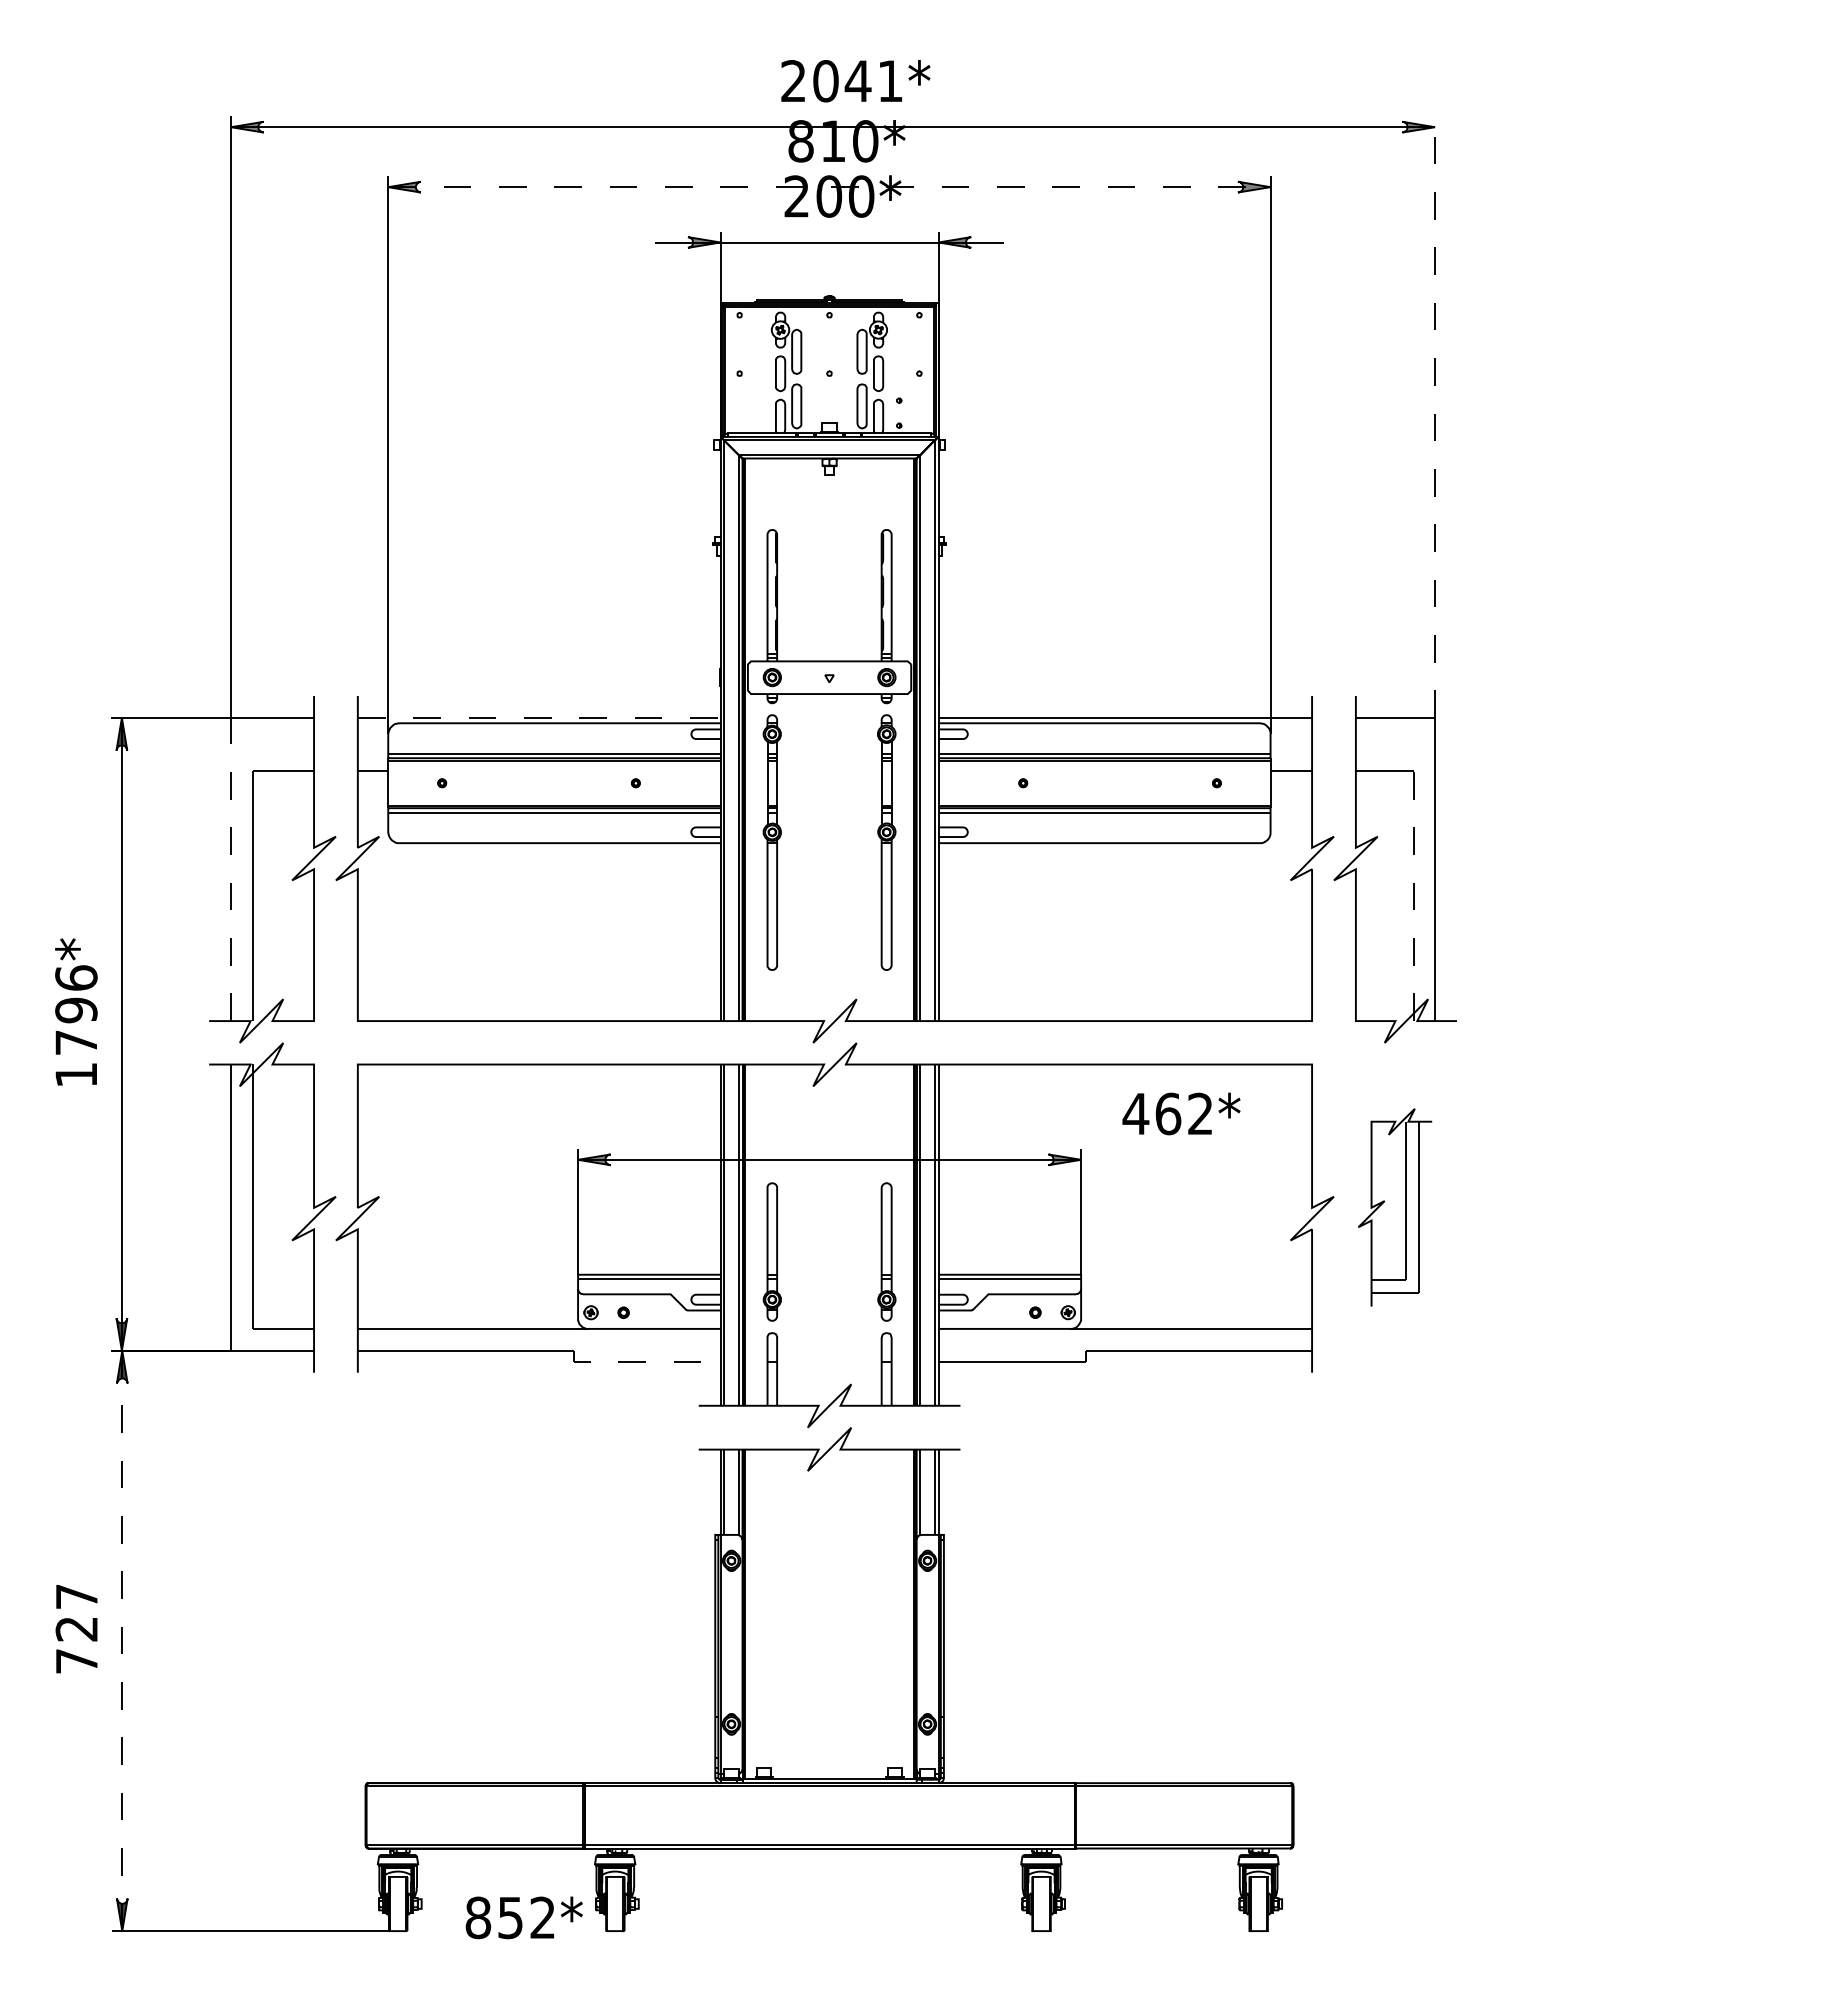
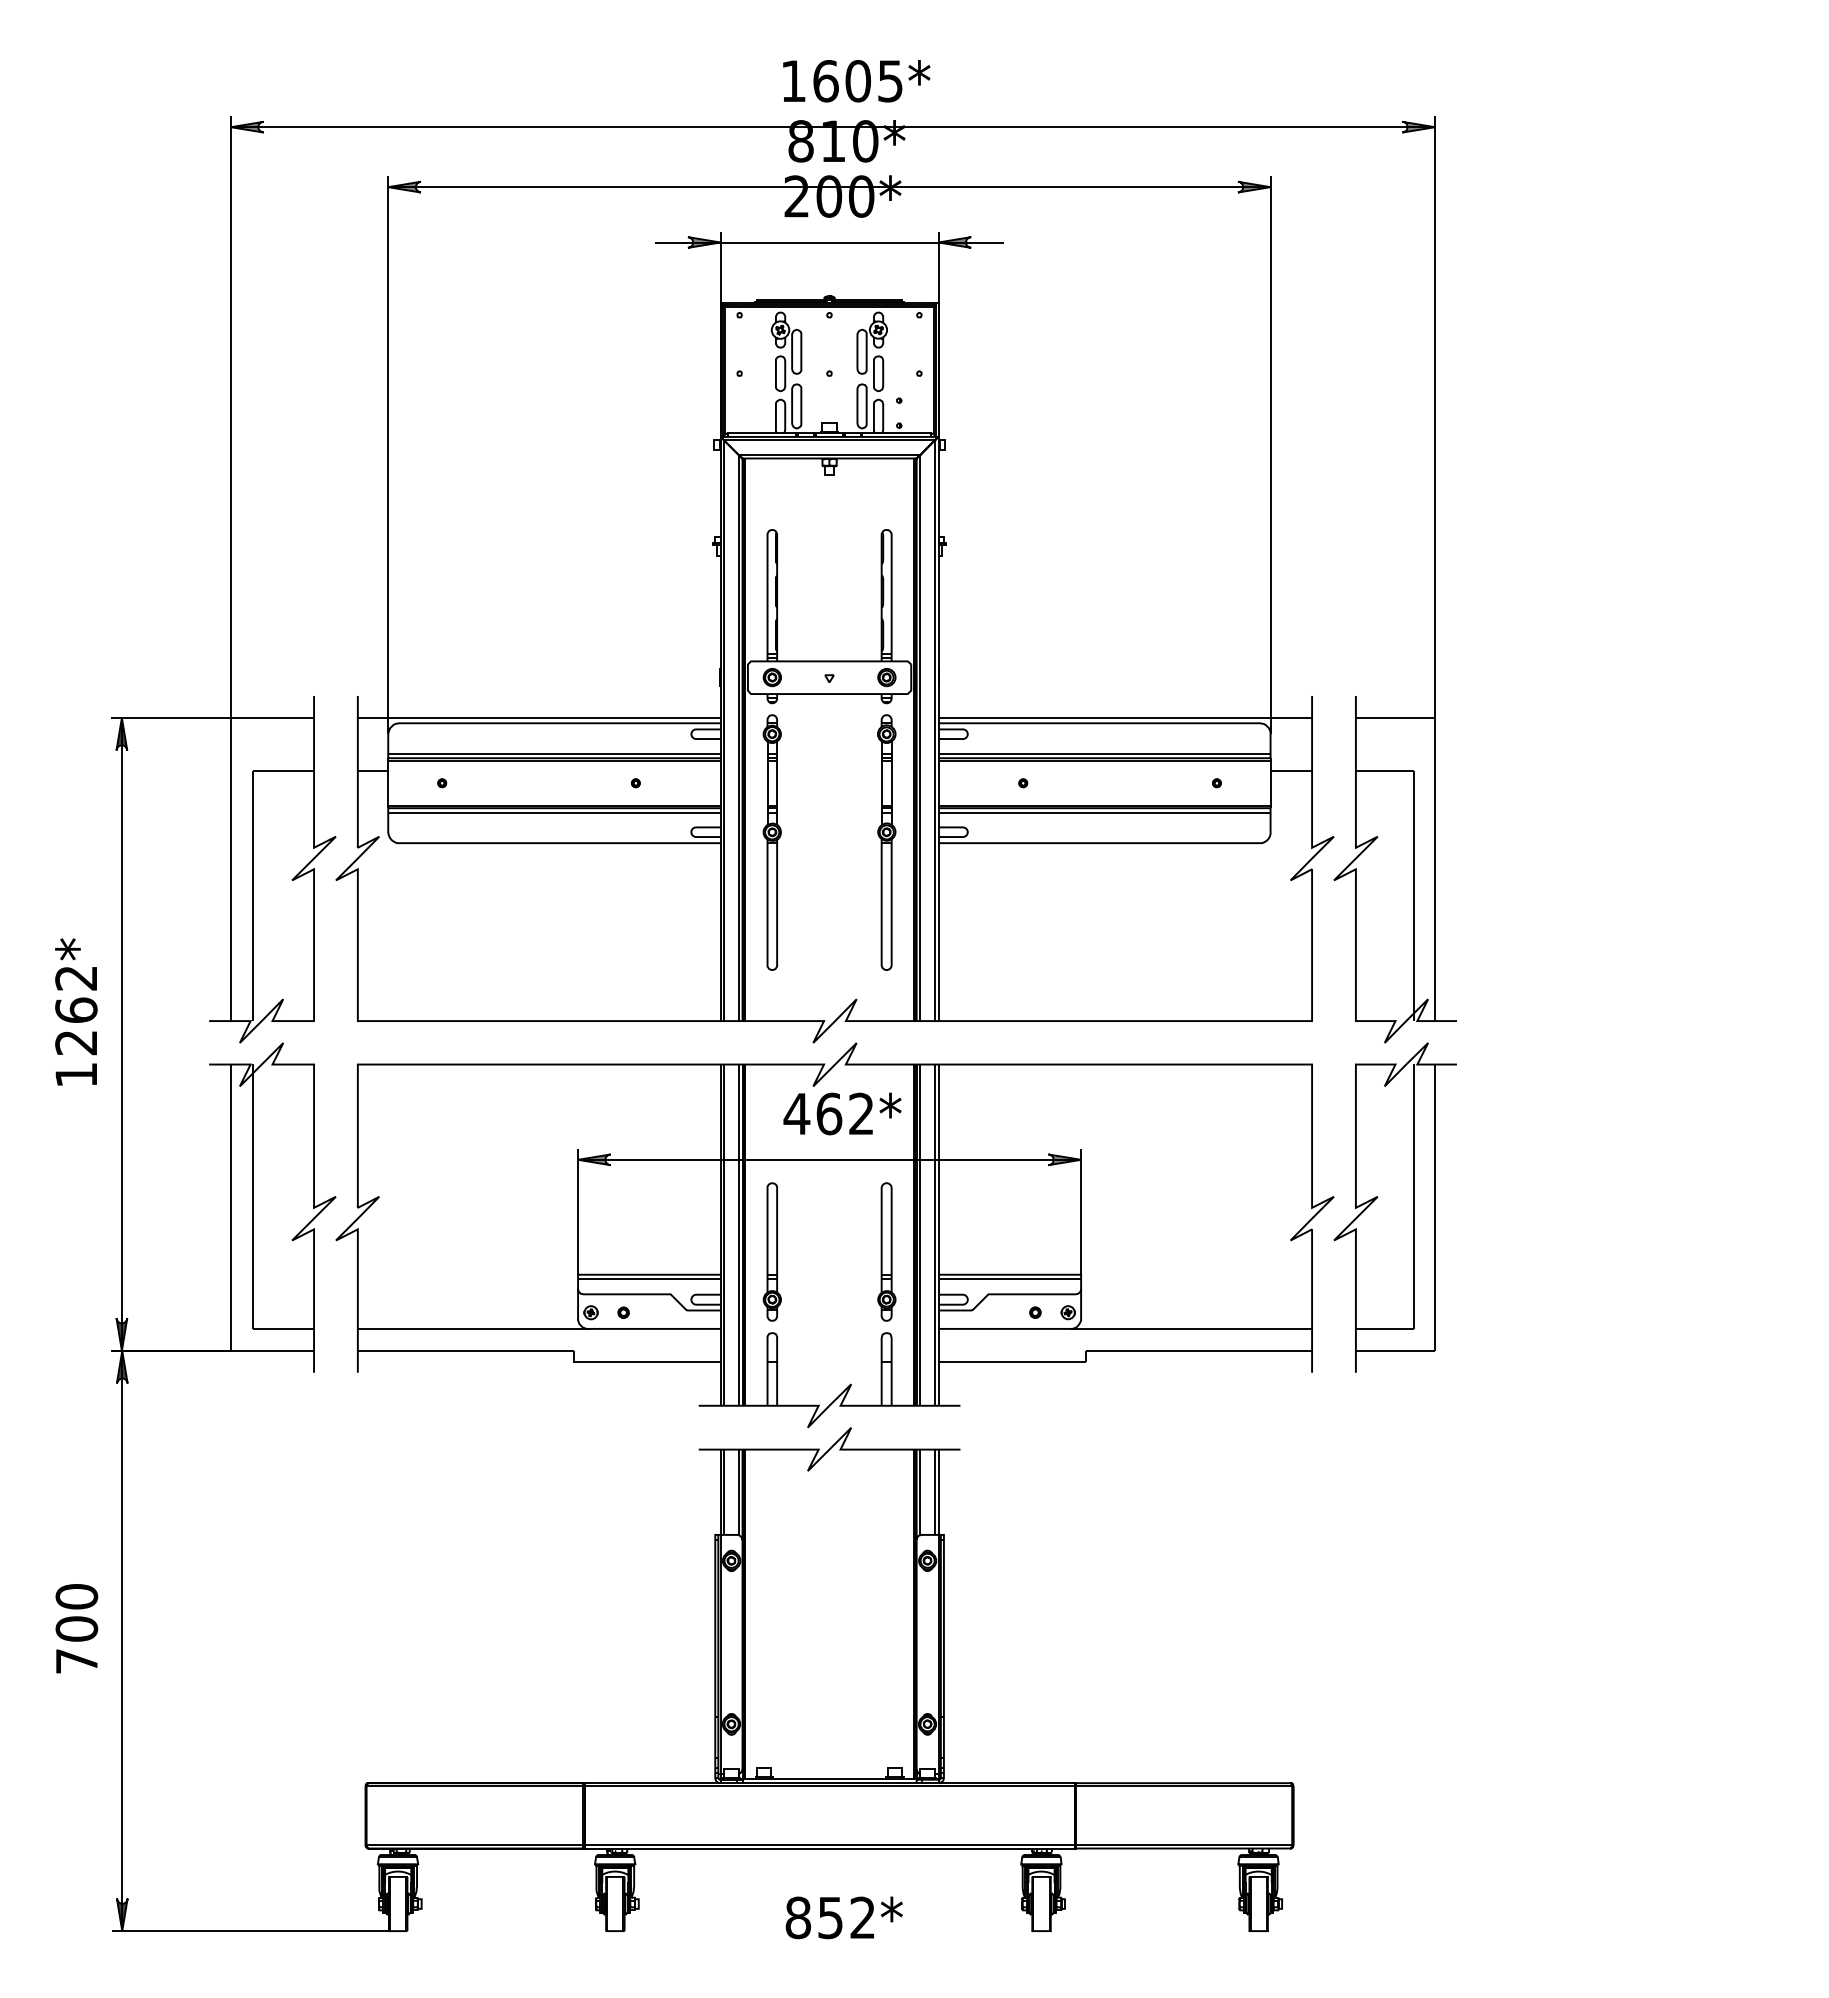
text: 2041* -> 1605* (841, 81)
line: dashed -> solid (829, 187)
line: dashed -> solid (1435, 416)
line: dashed -> solid (539, 717)
line: dashed -> solid (231, 869)
line: dashed -> solid (1413, 895)
text: 1796* -> 1262* (76, 1010)
text position: (1181, 1113) -> (842, 1113) (842, 1113)
part size: 75x199 px -> 124x331 px (1394, 1207)
line: dashed -> solid (641, 1361)
text: 727 -> 700 (76, 1612)
line: dashed -> solid (122, 1640)
text position: (523, 1917) -> (843, 1917) (843, 1917)
